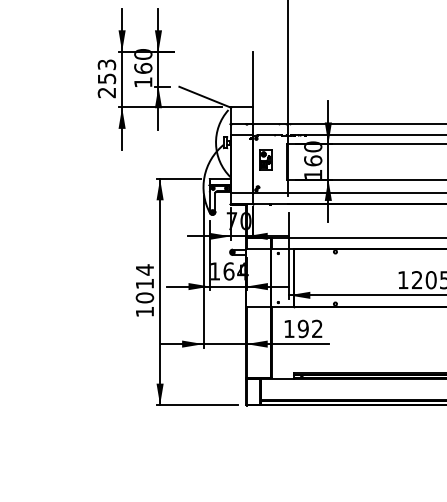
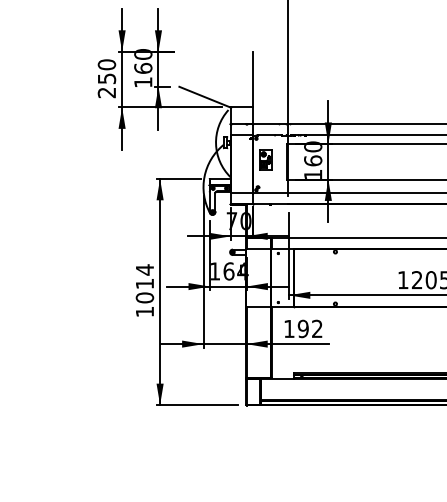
text: 253 -> 250 (106, 64)
